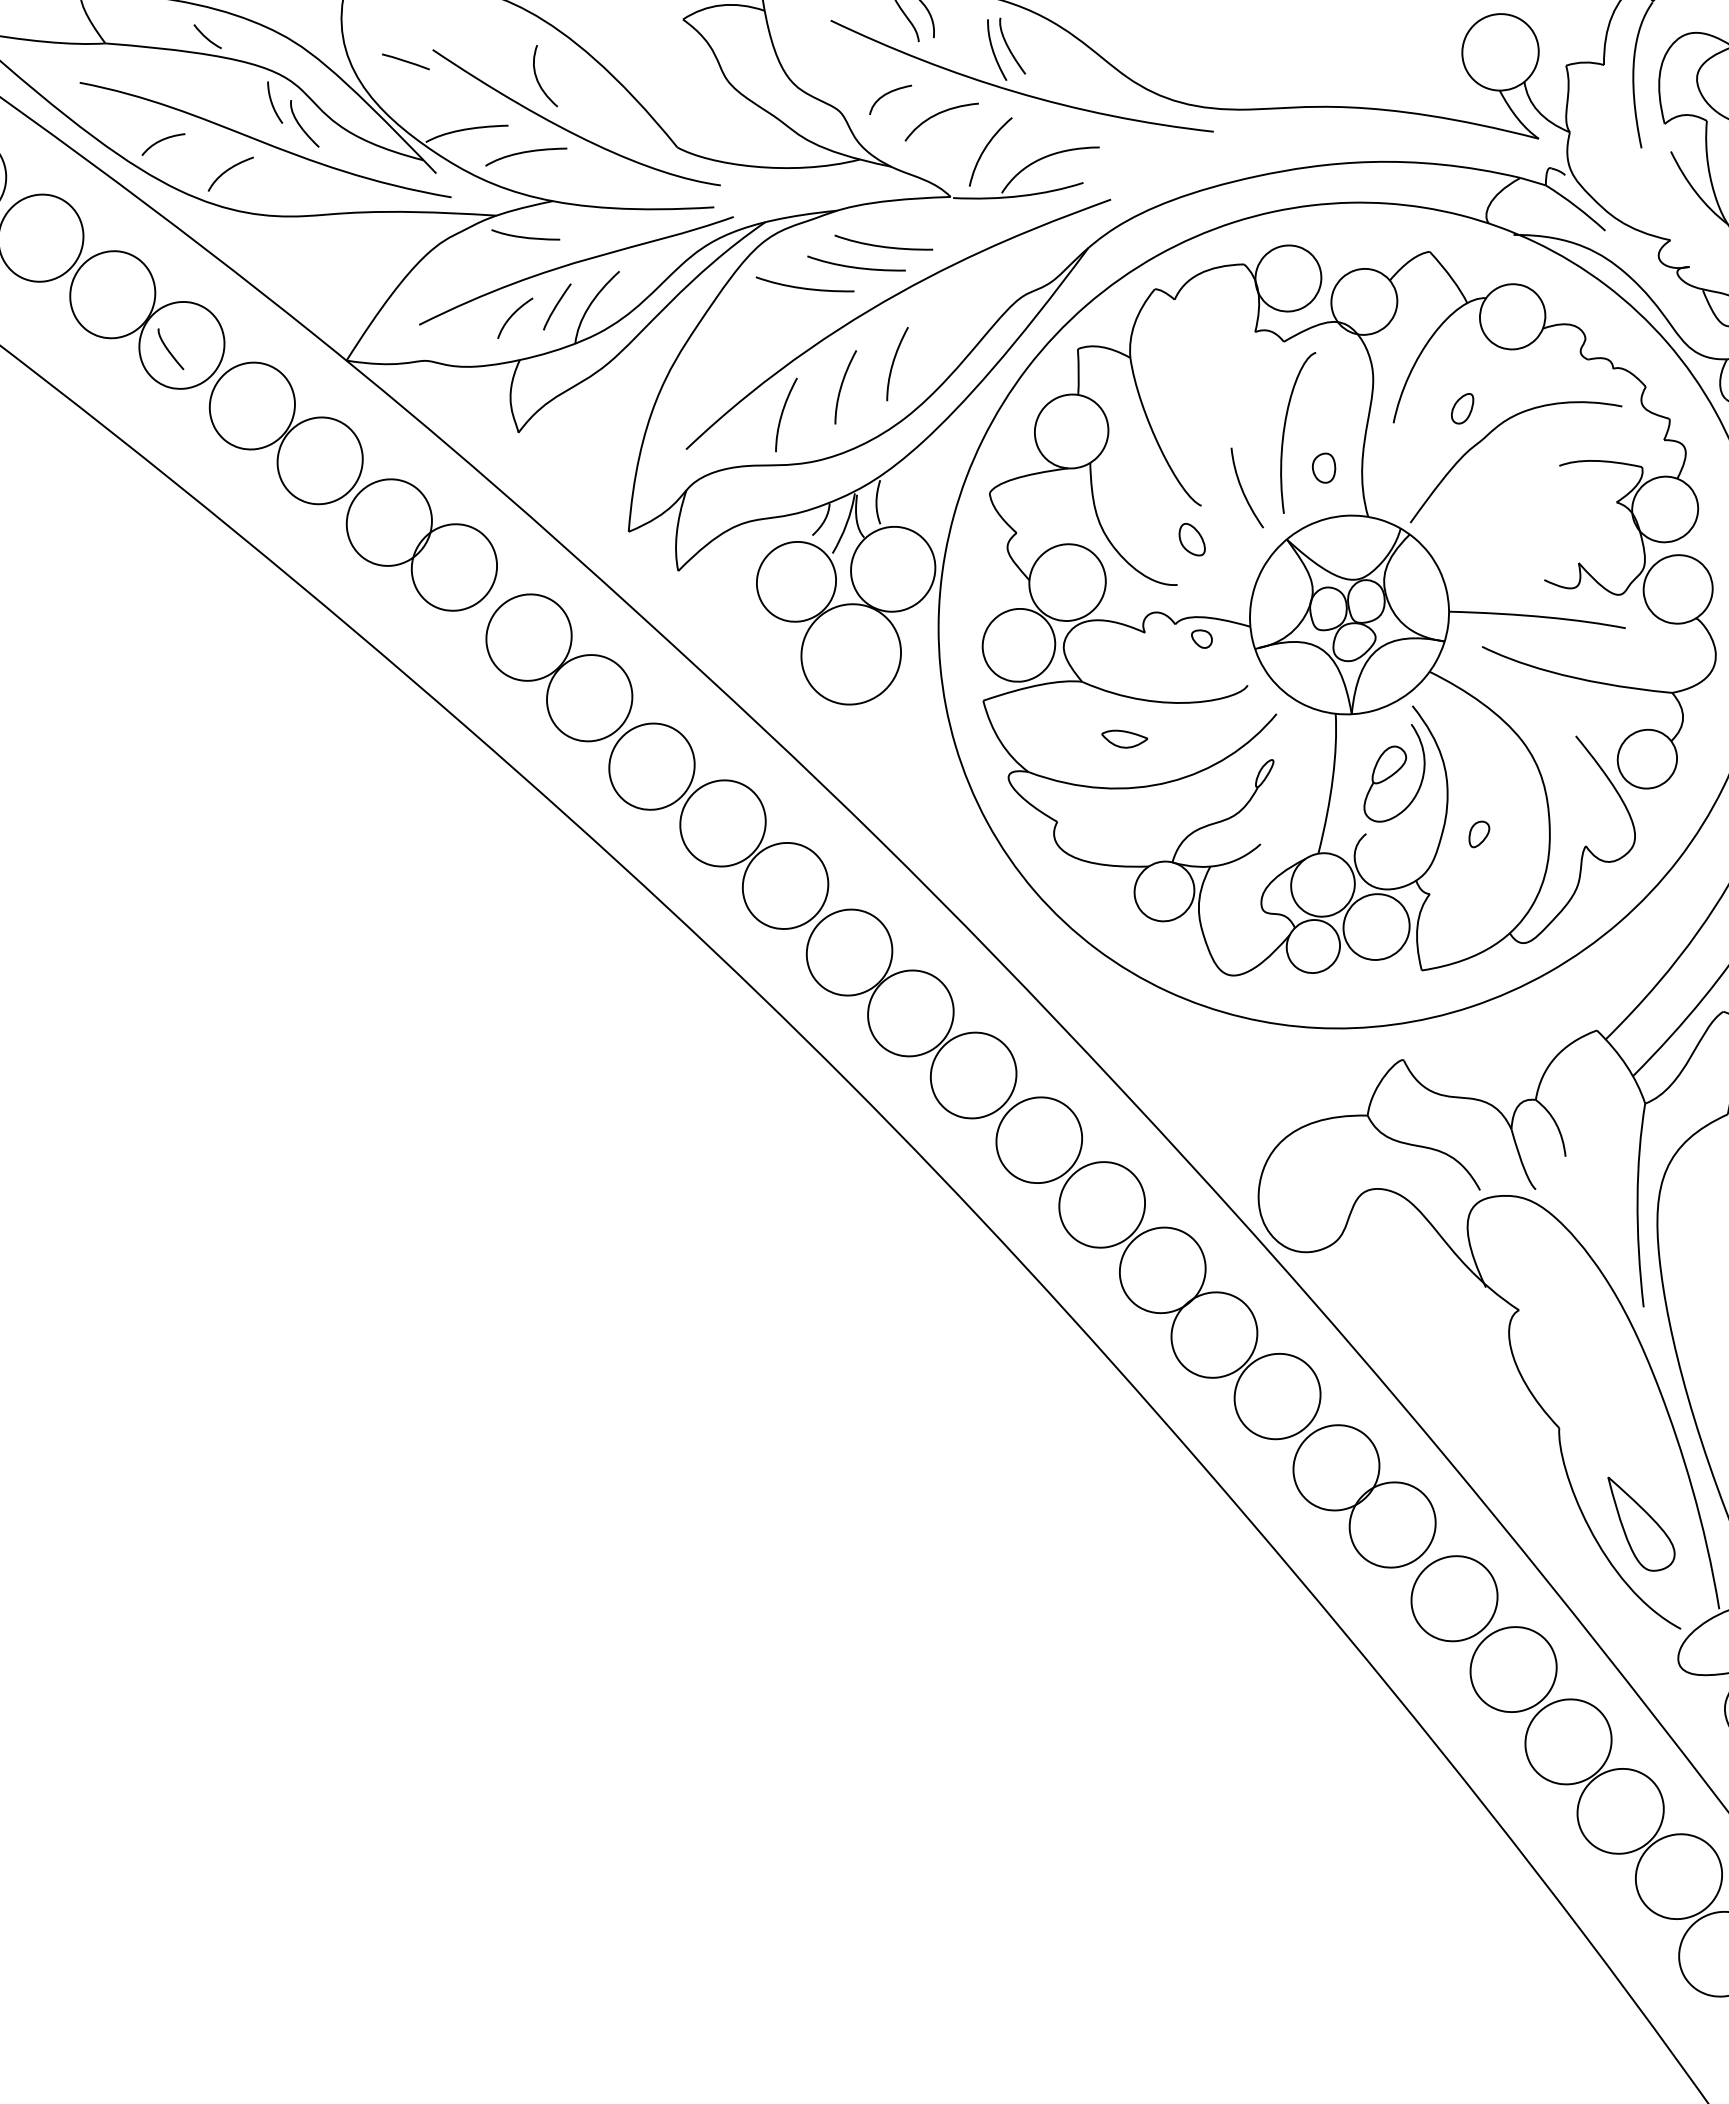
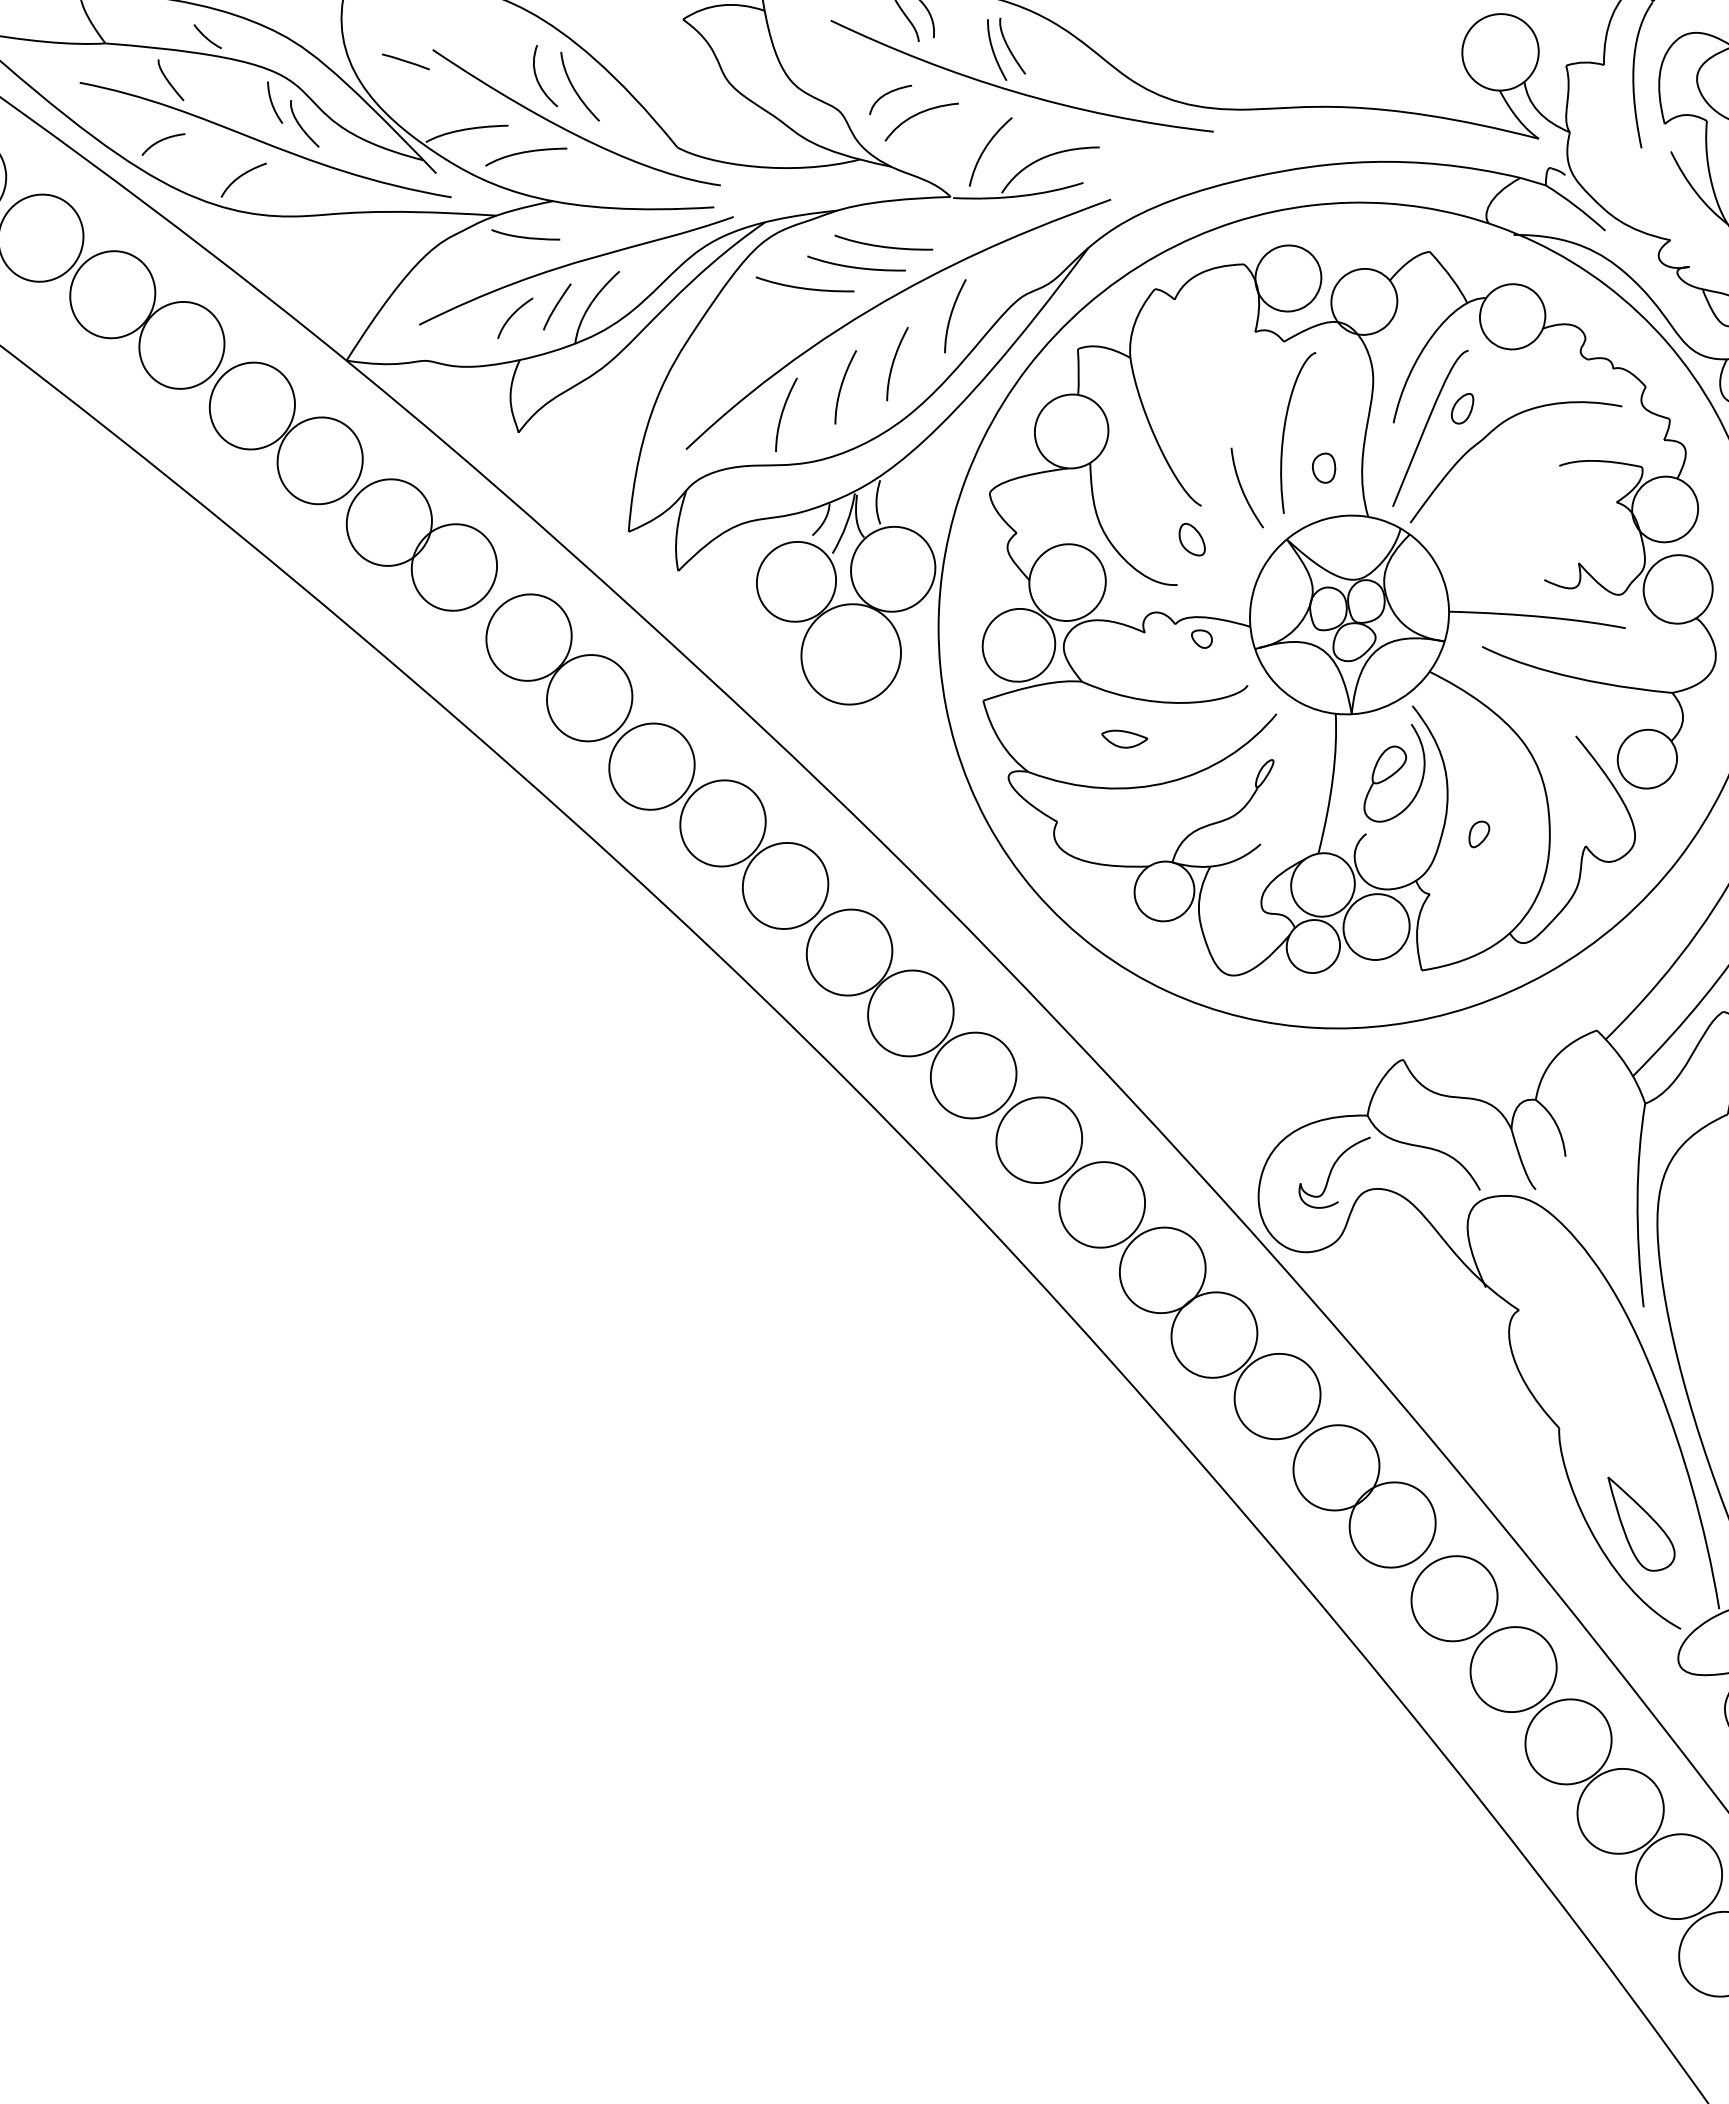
curve: none -> present (575, 89)
curve position: (937, 115) -> (917, 115) (917, 115)
curve position: (229, 170) -> (242, 176) (242, 176)
curve: none -> present (952, 314)
curve position: (169, 350) -> (169, 81) (169, 81)
curve: none -> present (1426, 427)
part: none -> present (1334, 1172)
